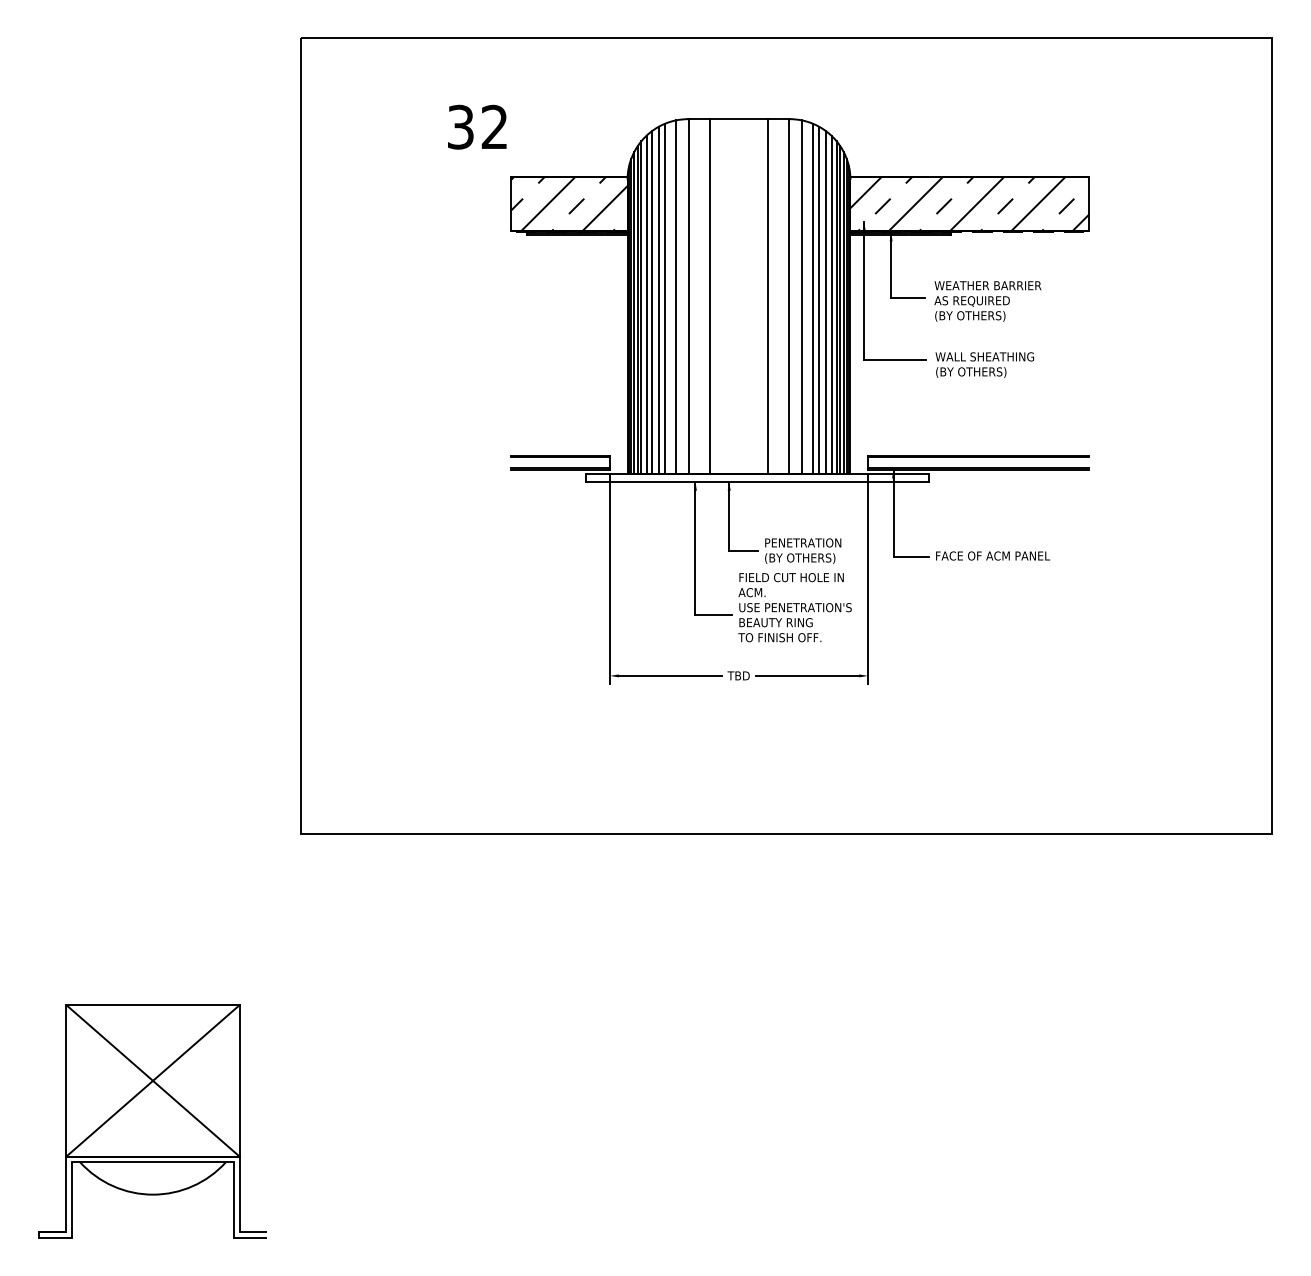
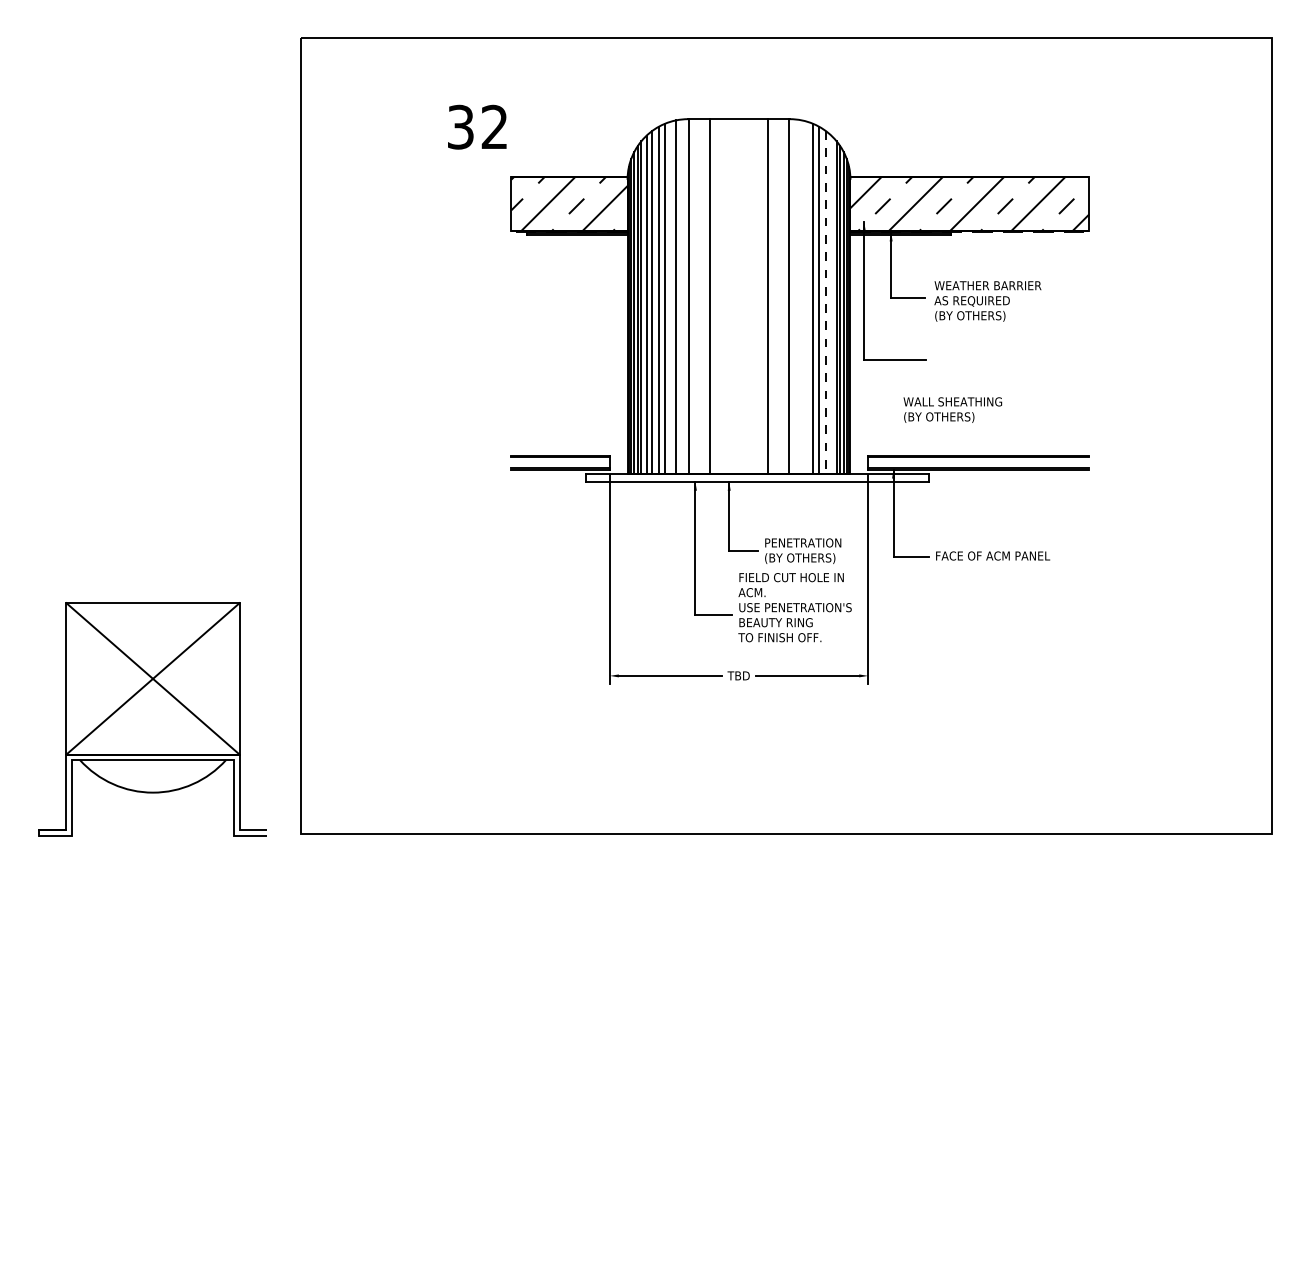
line: present -> none (802, 296)
line: solid -> dashed (825, 302)
line: present -> none (831, 304)
text position: (984, 364) -> (952, 409) (952, 409)
part position: (152, 1121) -> (152, 719) (152, 719)
